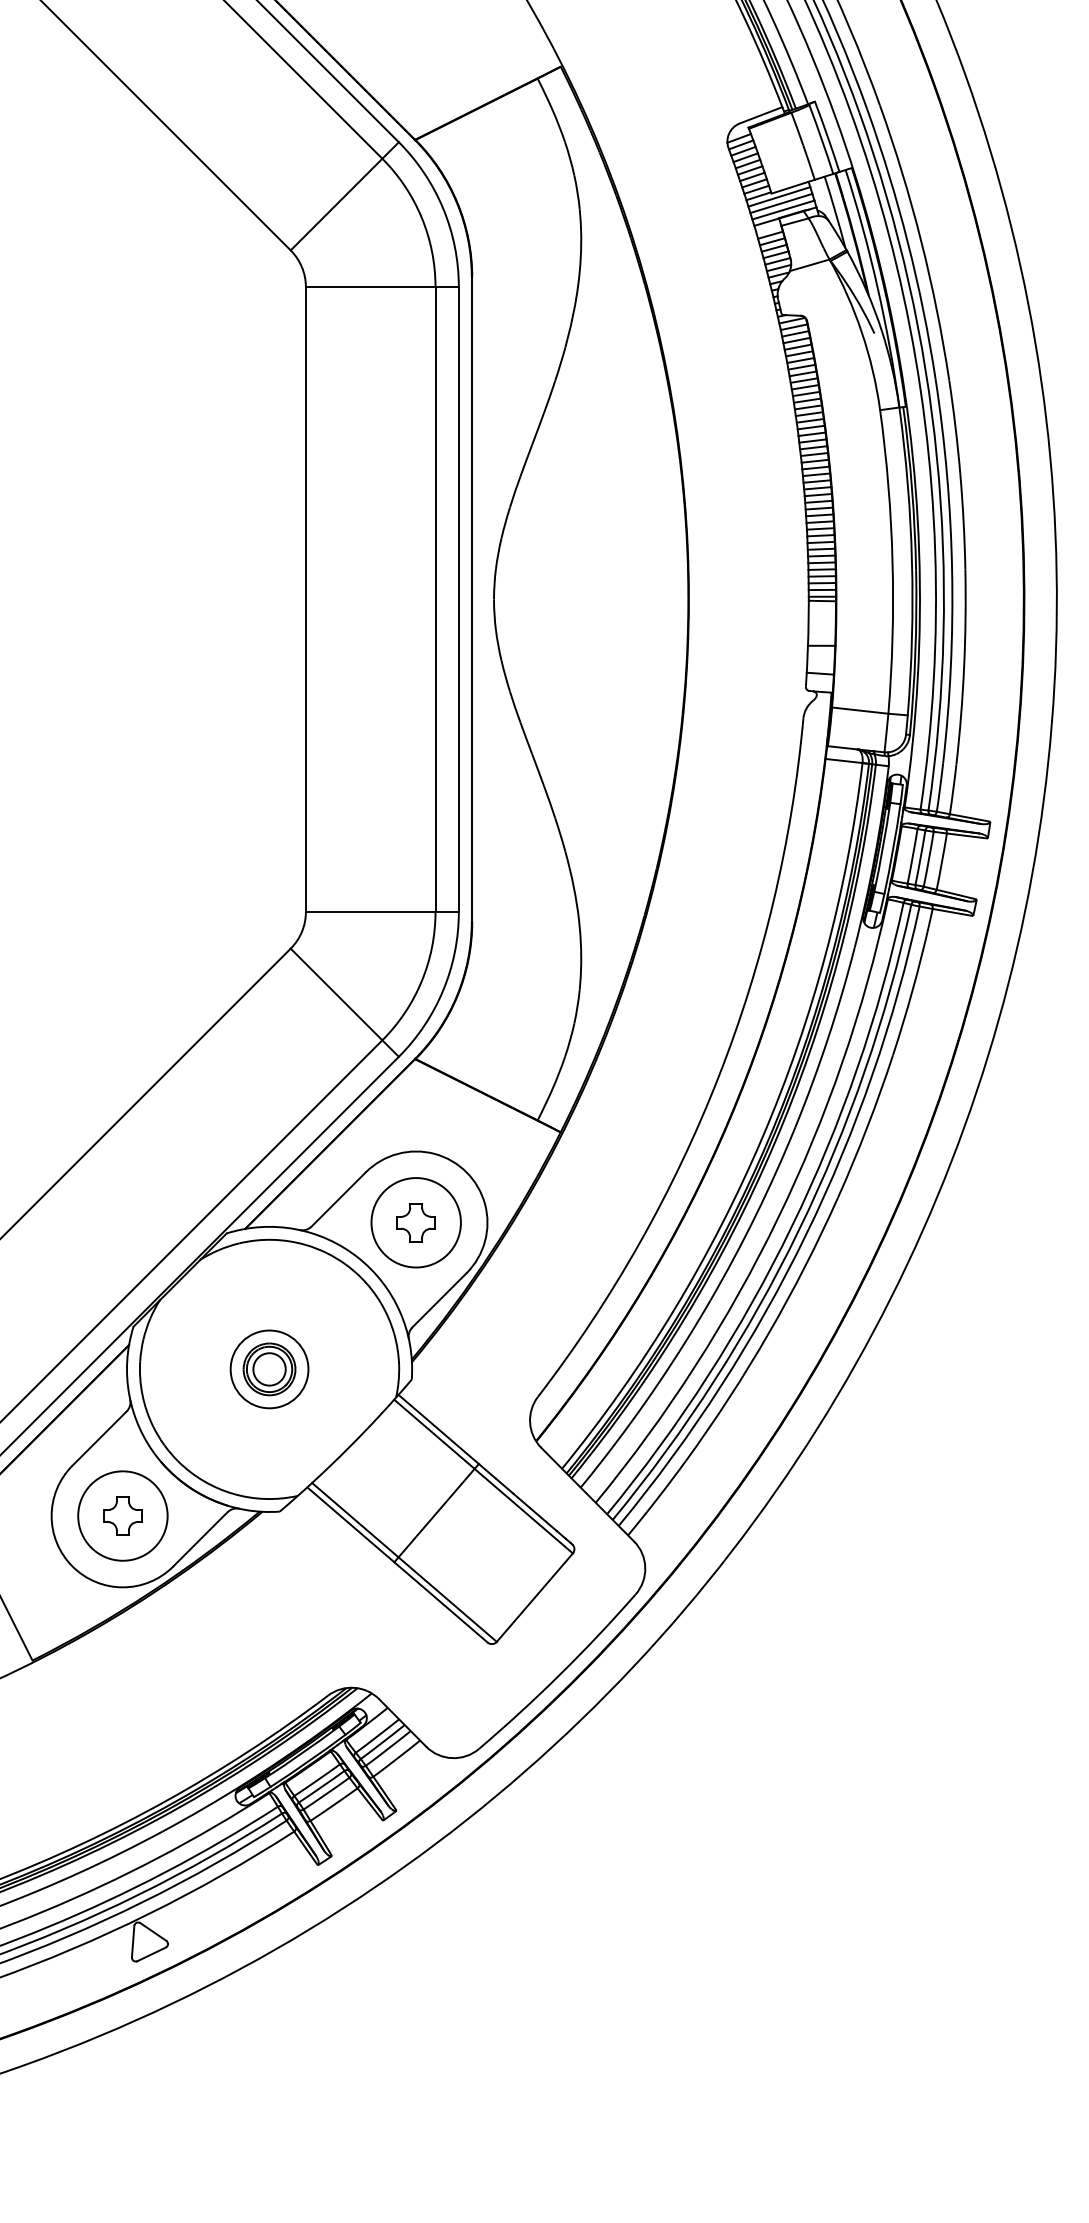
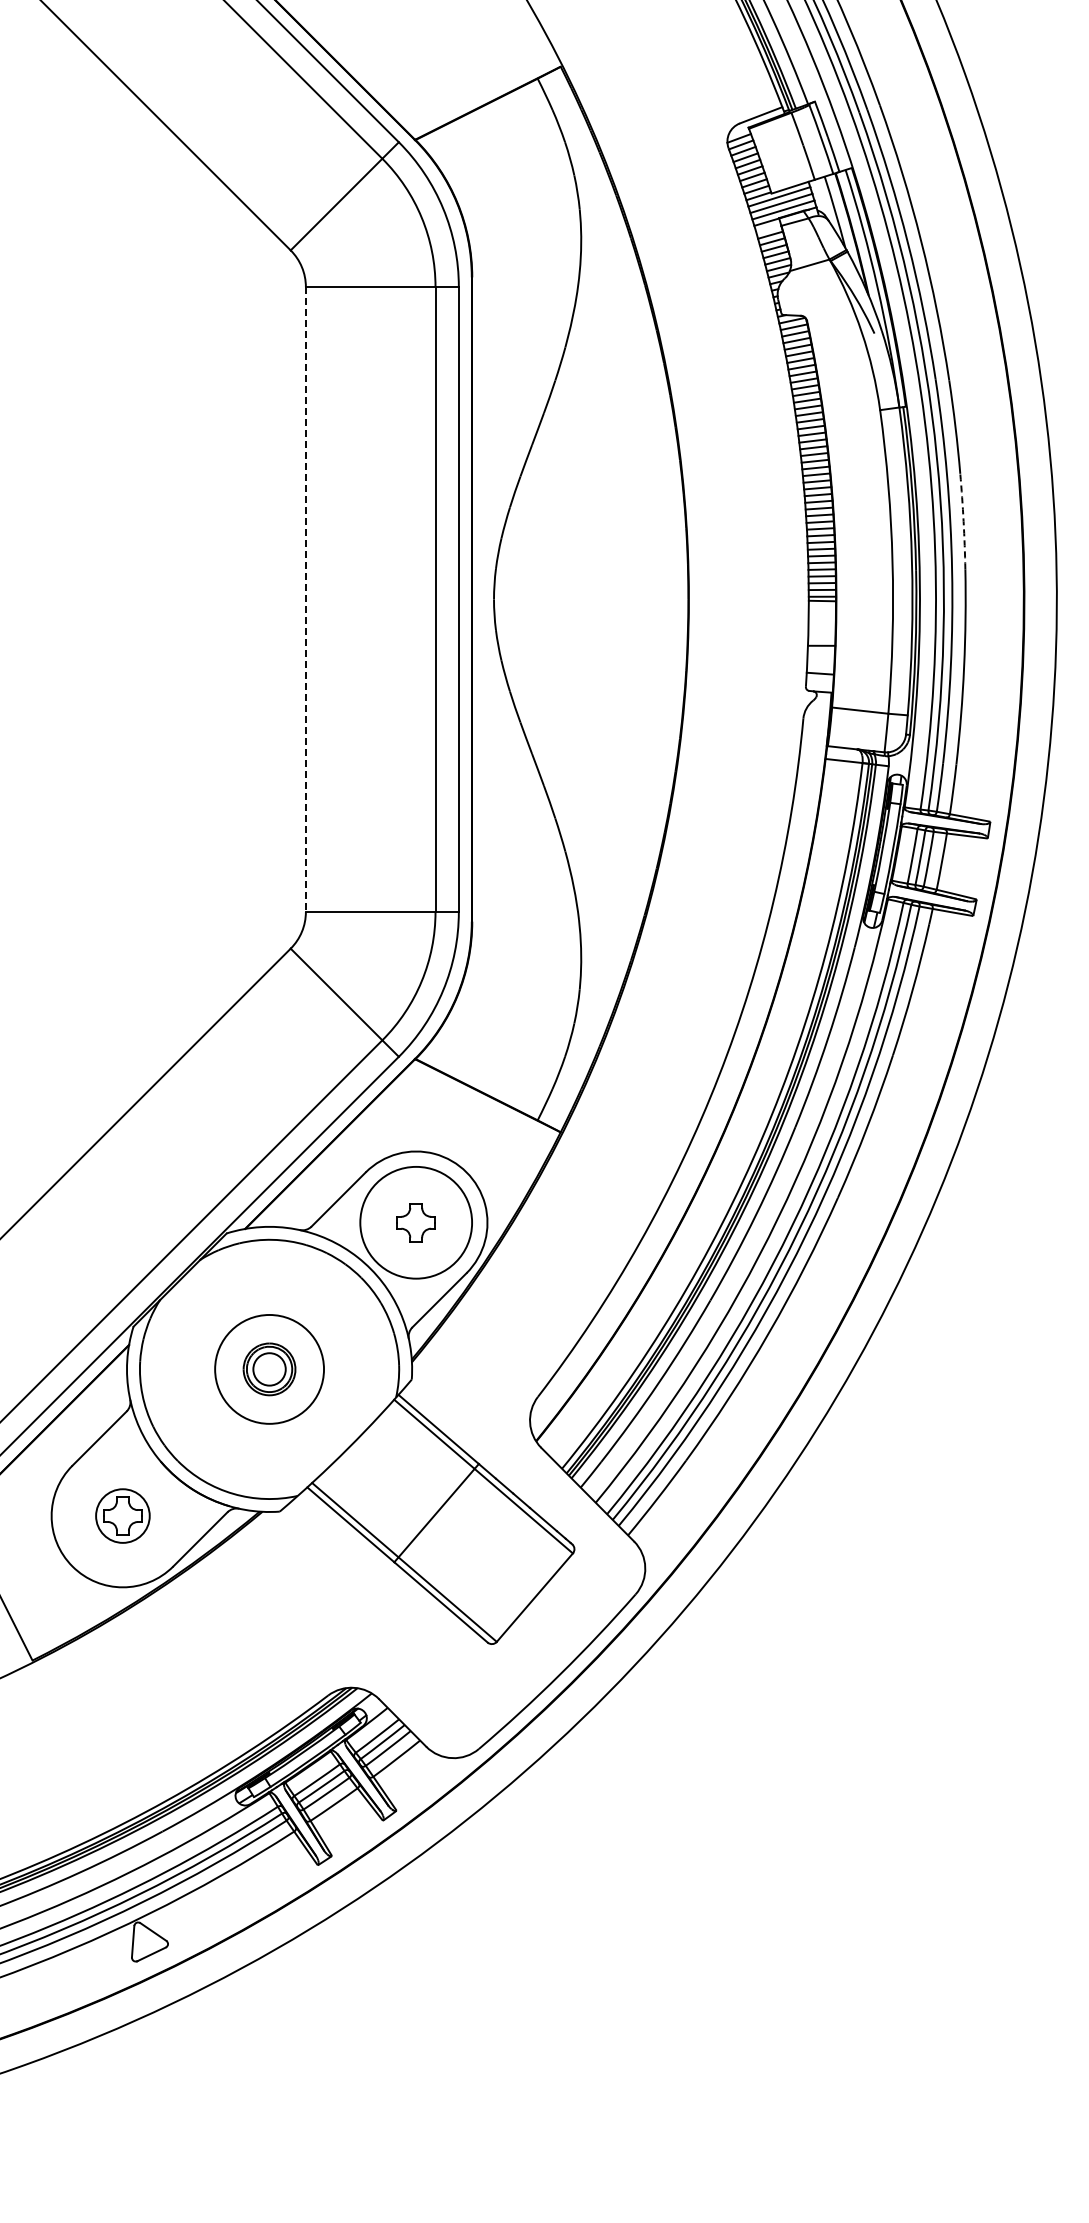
arc: solid -> dashed (963, 521)
line: solid -> dashed (305, 600)
circle diameter: 89 px -> 112 px (416, 1222)
circle diameter: 78 px -> 109 px (269, 1368)
circle diameter: 89 px -> 54 px (122, 1515)
